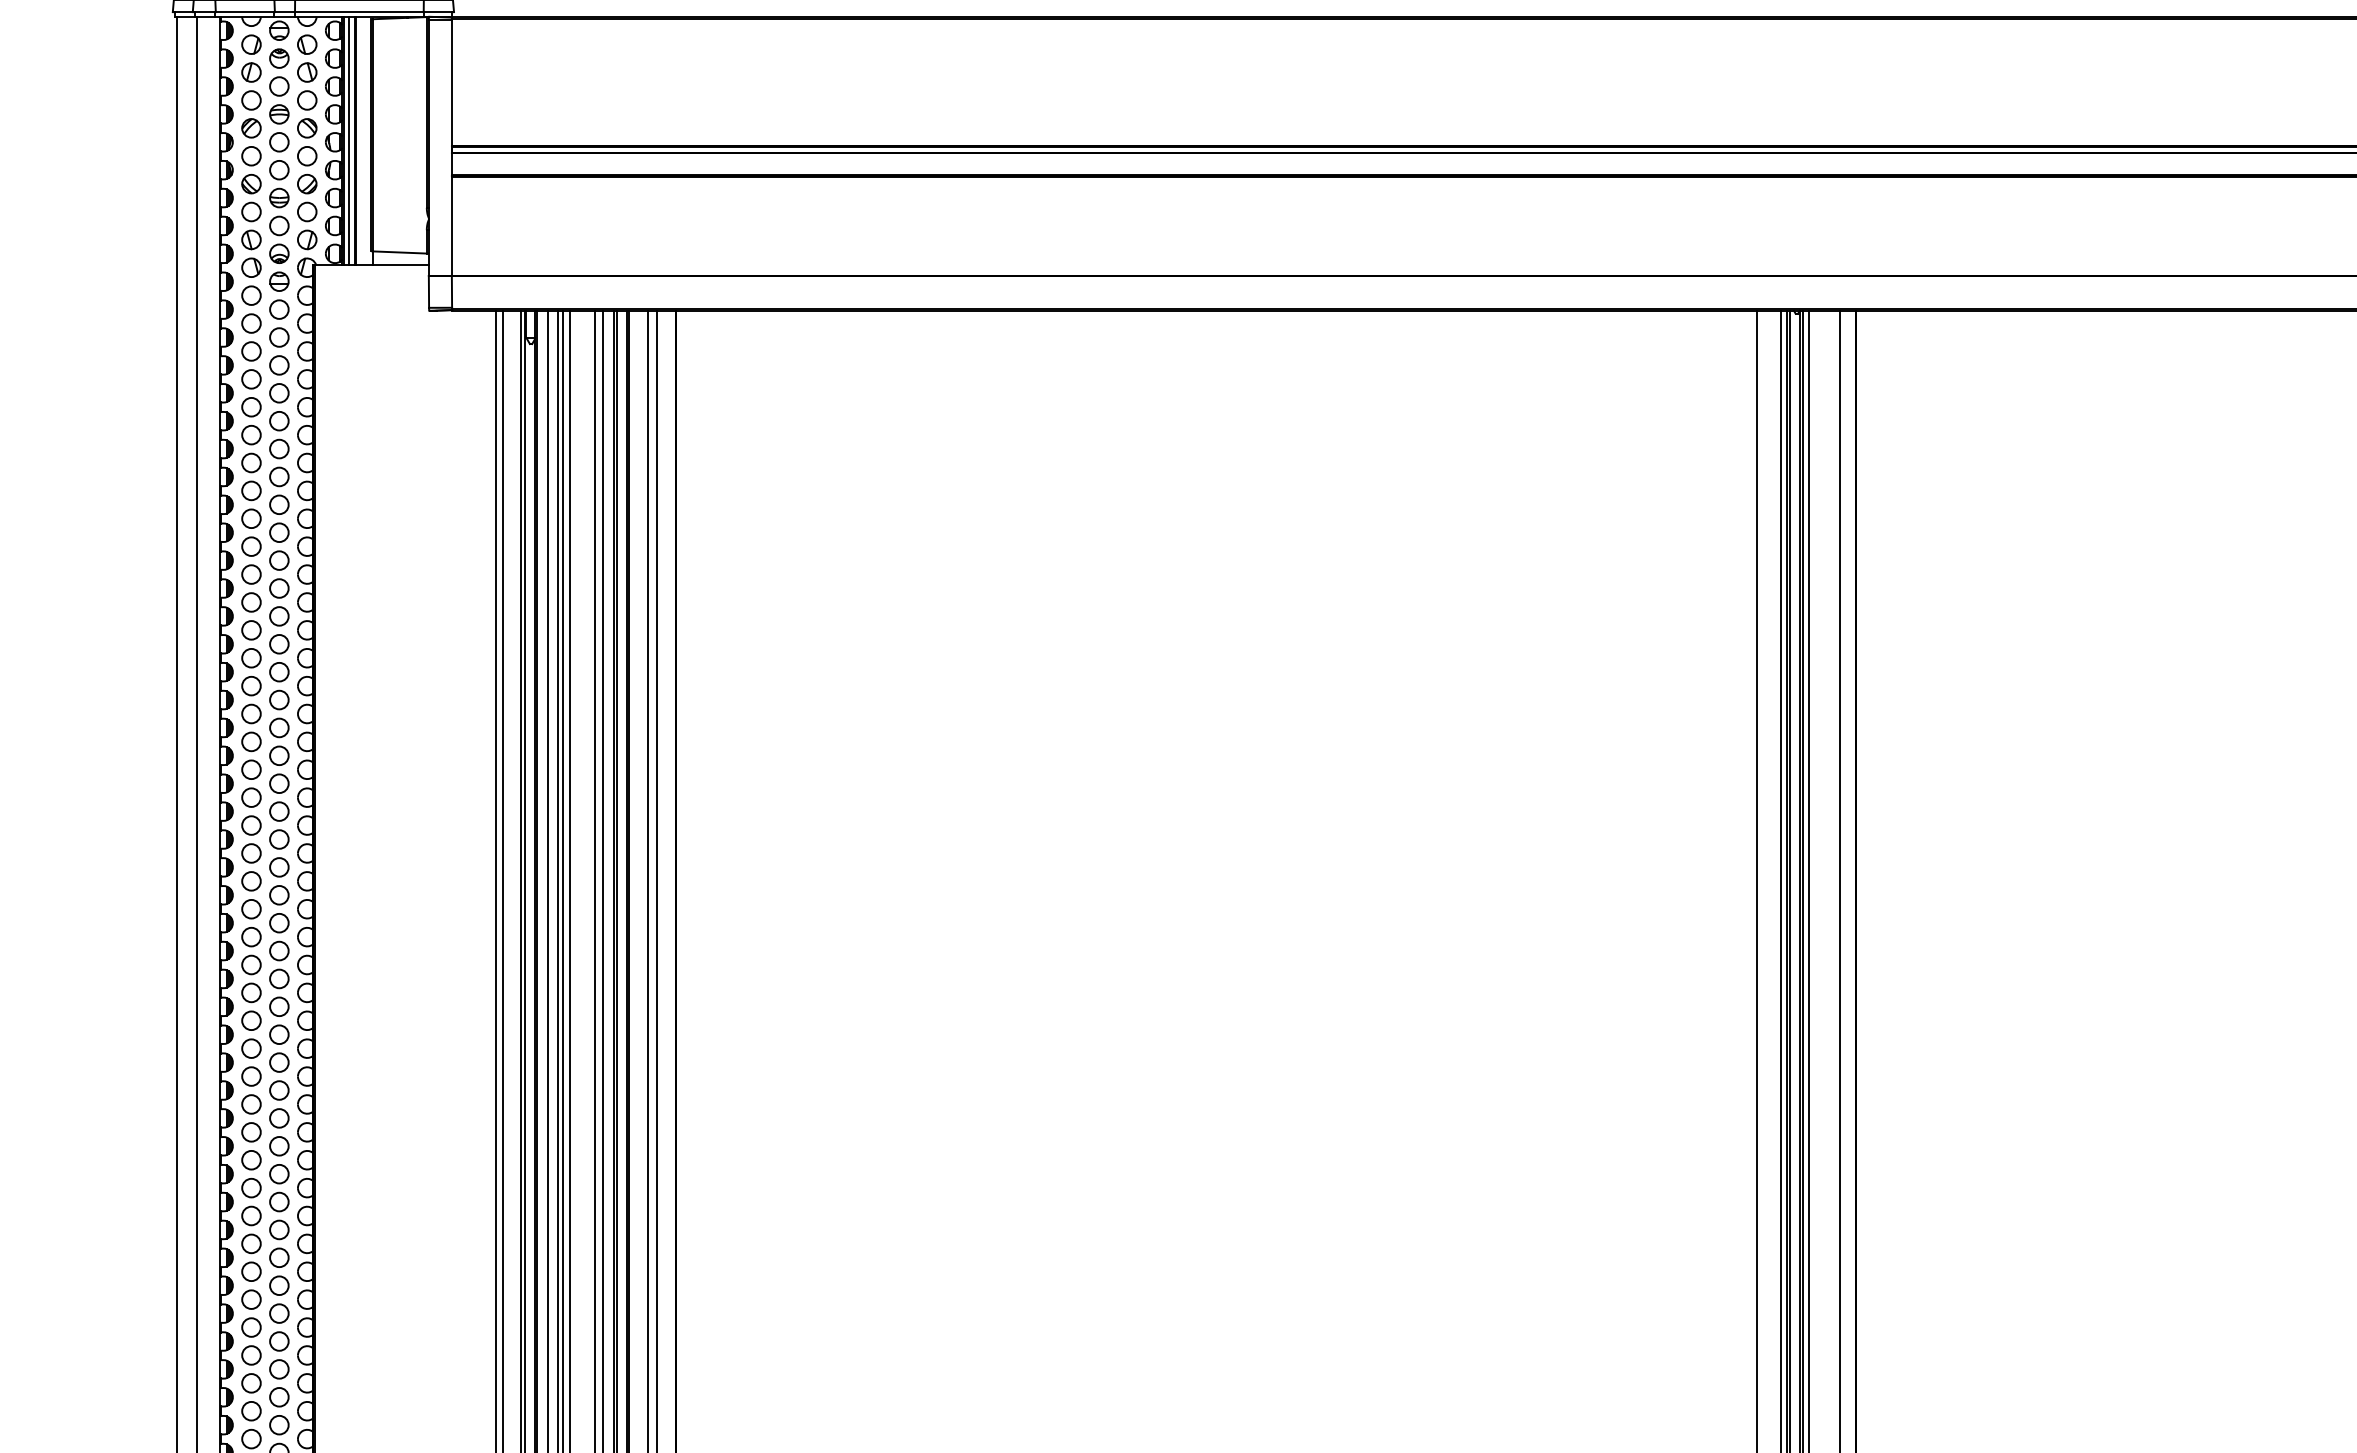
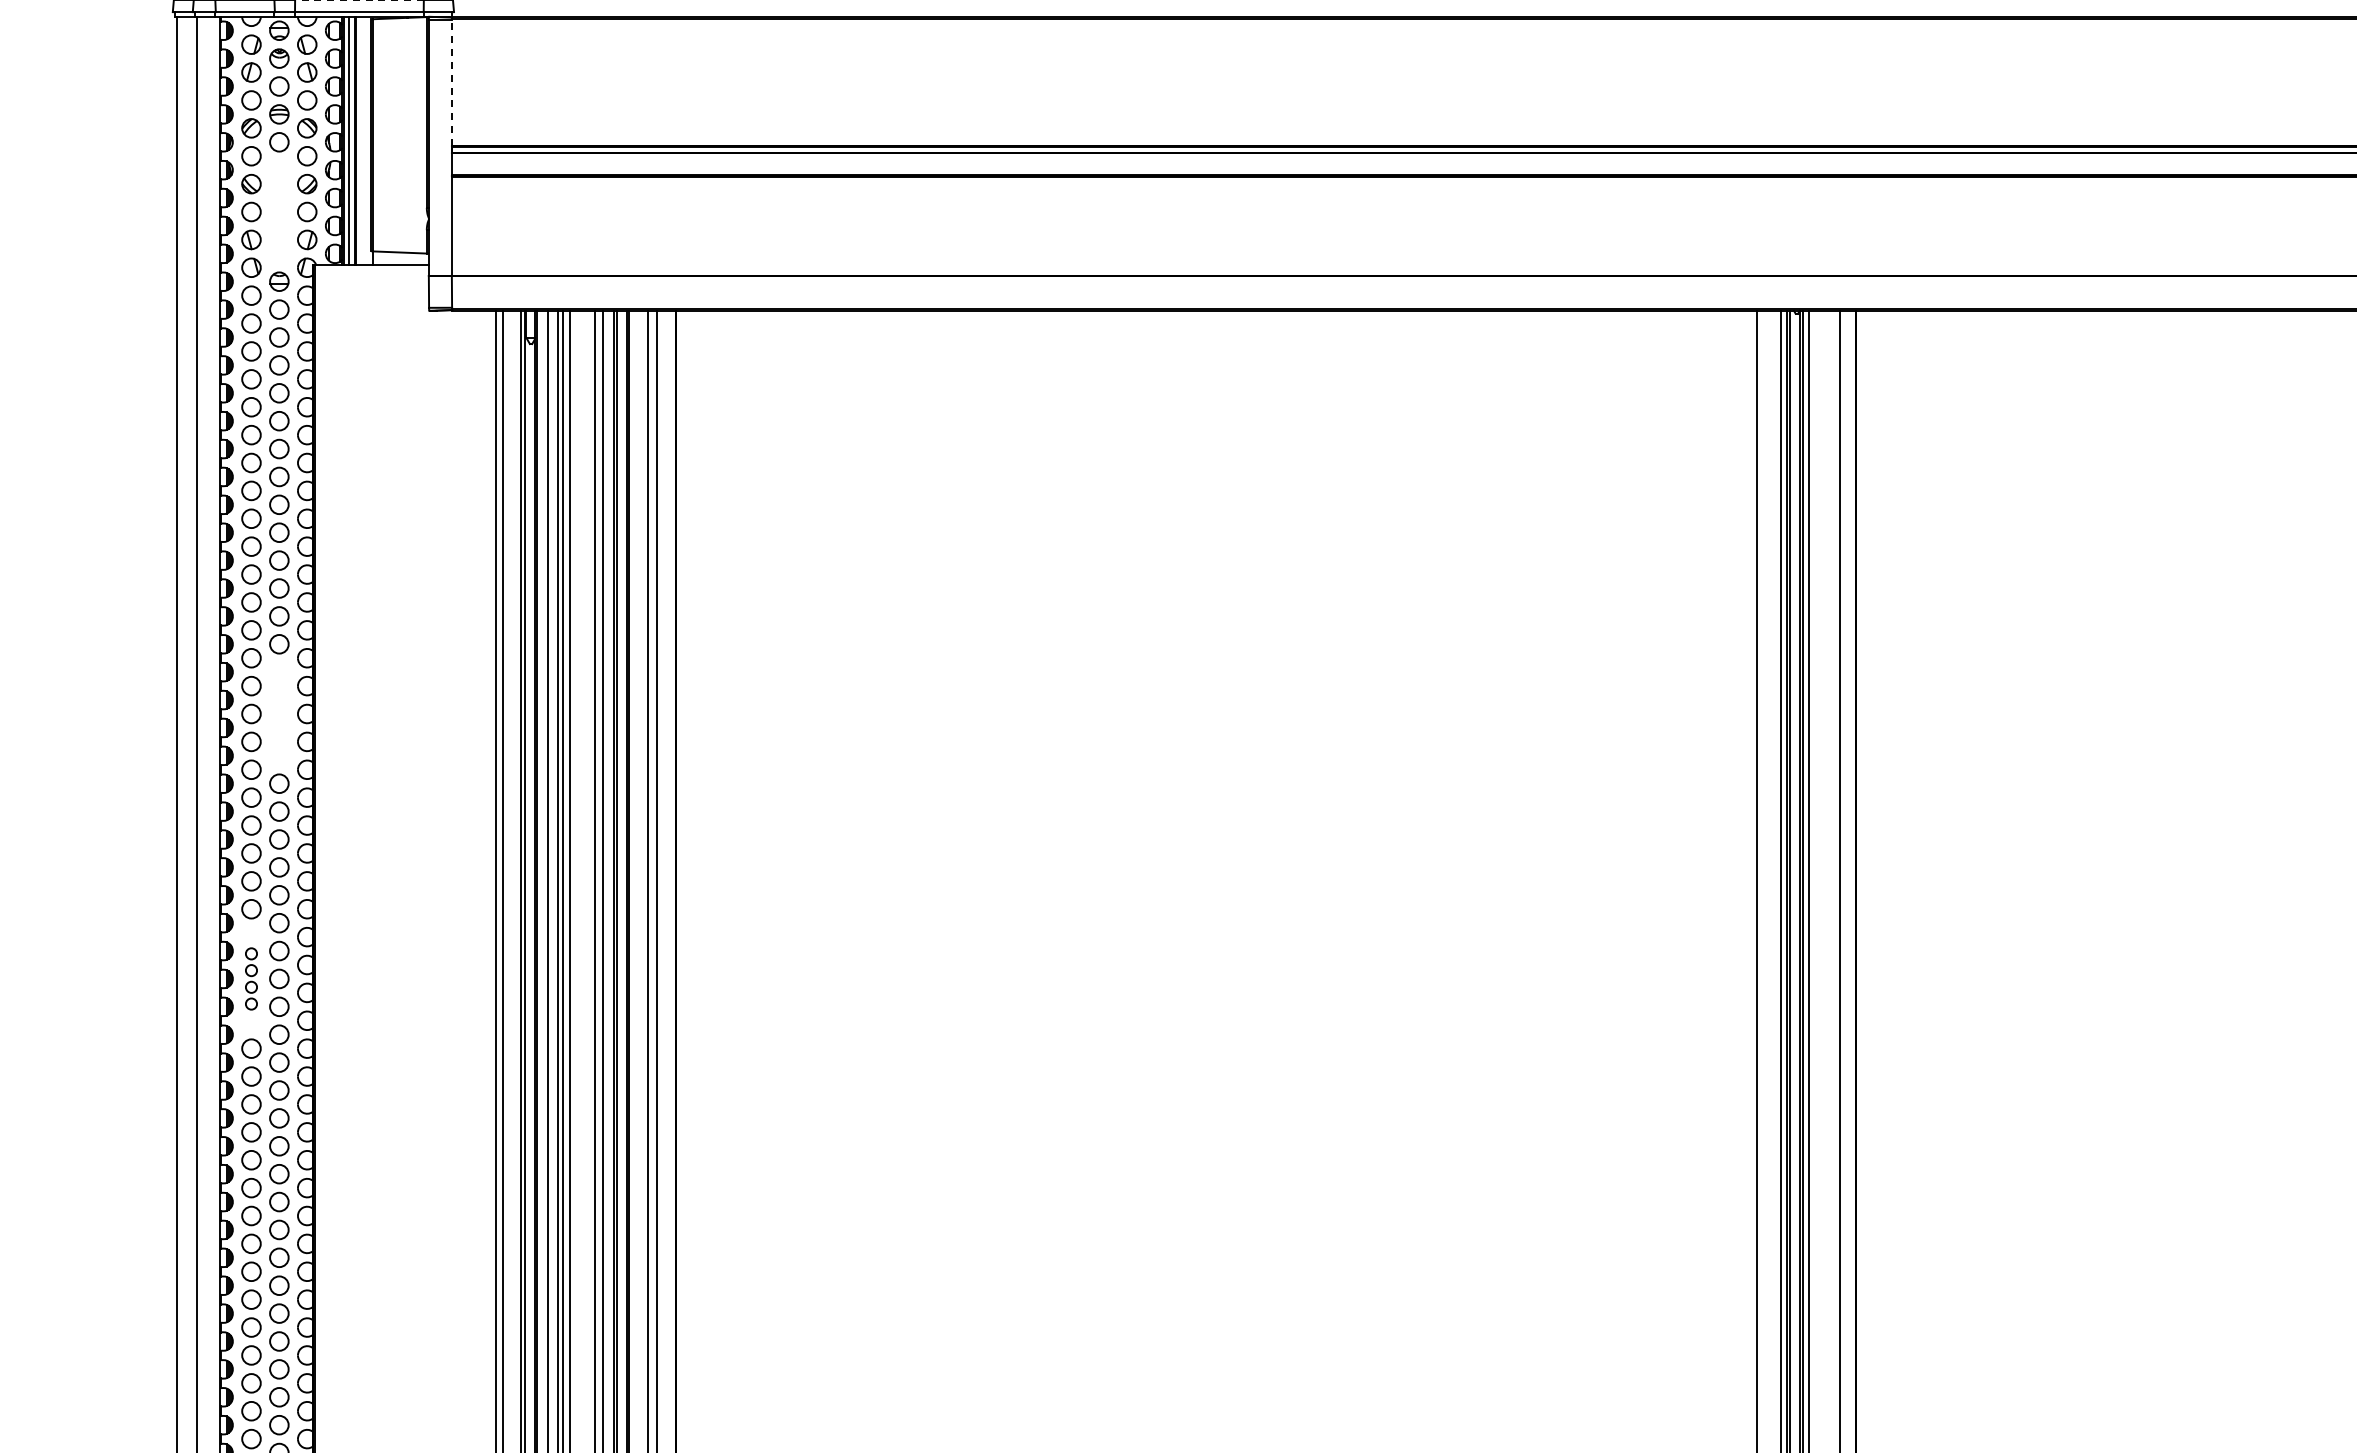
line: solid -> dashed (358, 0)
line: solid -> dashed (451, 81)
part: present -> none (279, 211)
part: present -> none (279, 713)
part size: 21x104 px -> 13x64 px (251, 978)
